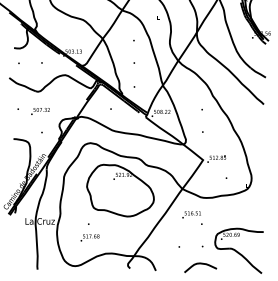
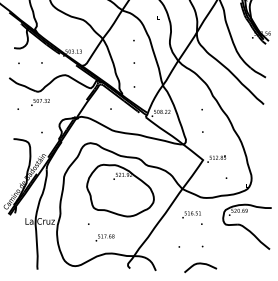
text position: (40, 111) -> (40, 102) (40, 102)
text position: (89, 237) -> (104, 237) (104, 237)
part position: (238, 250) -> (246, 226) (246, 226)
